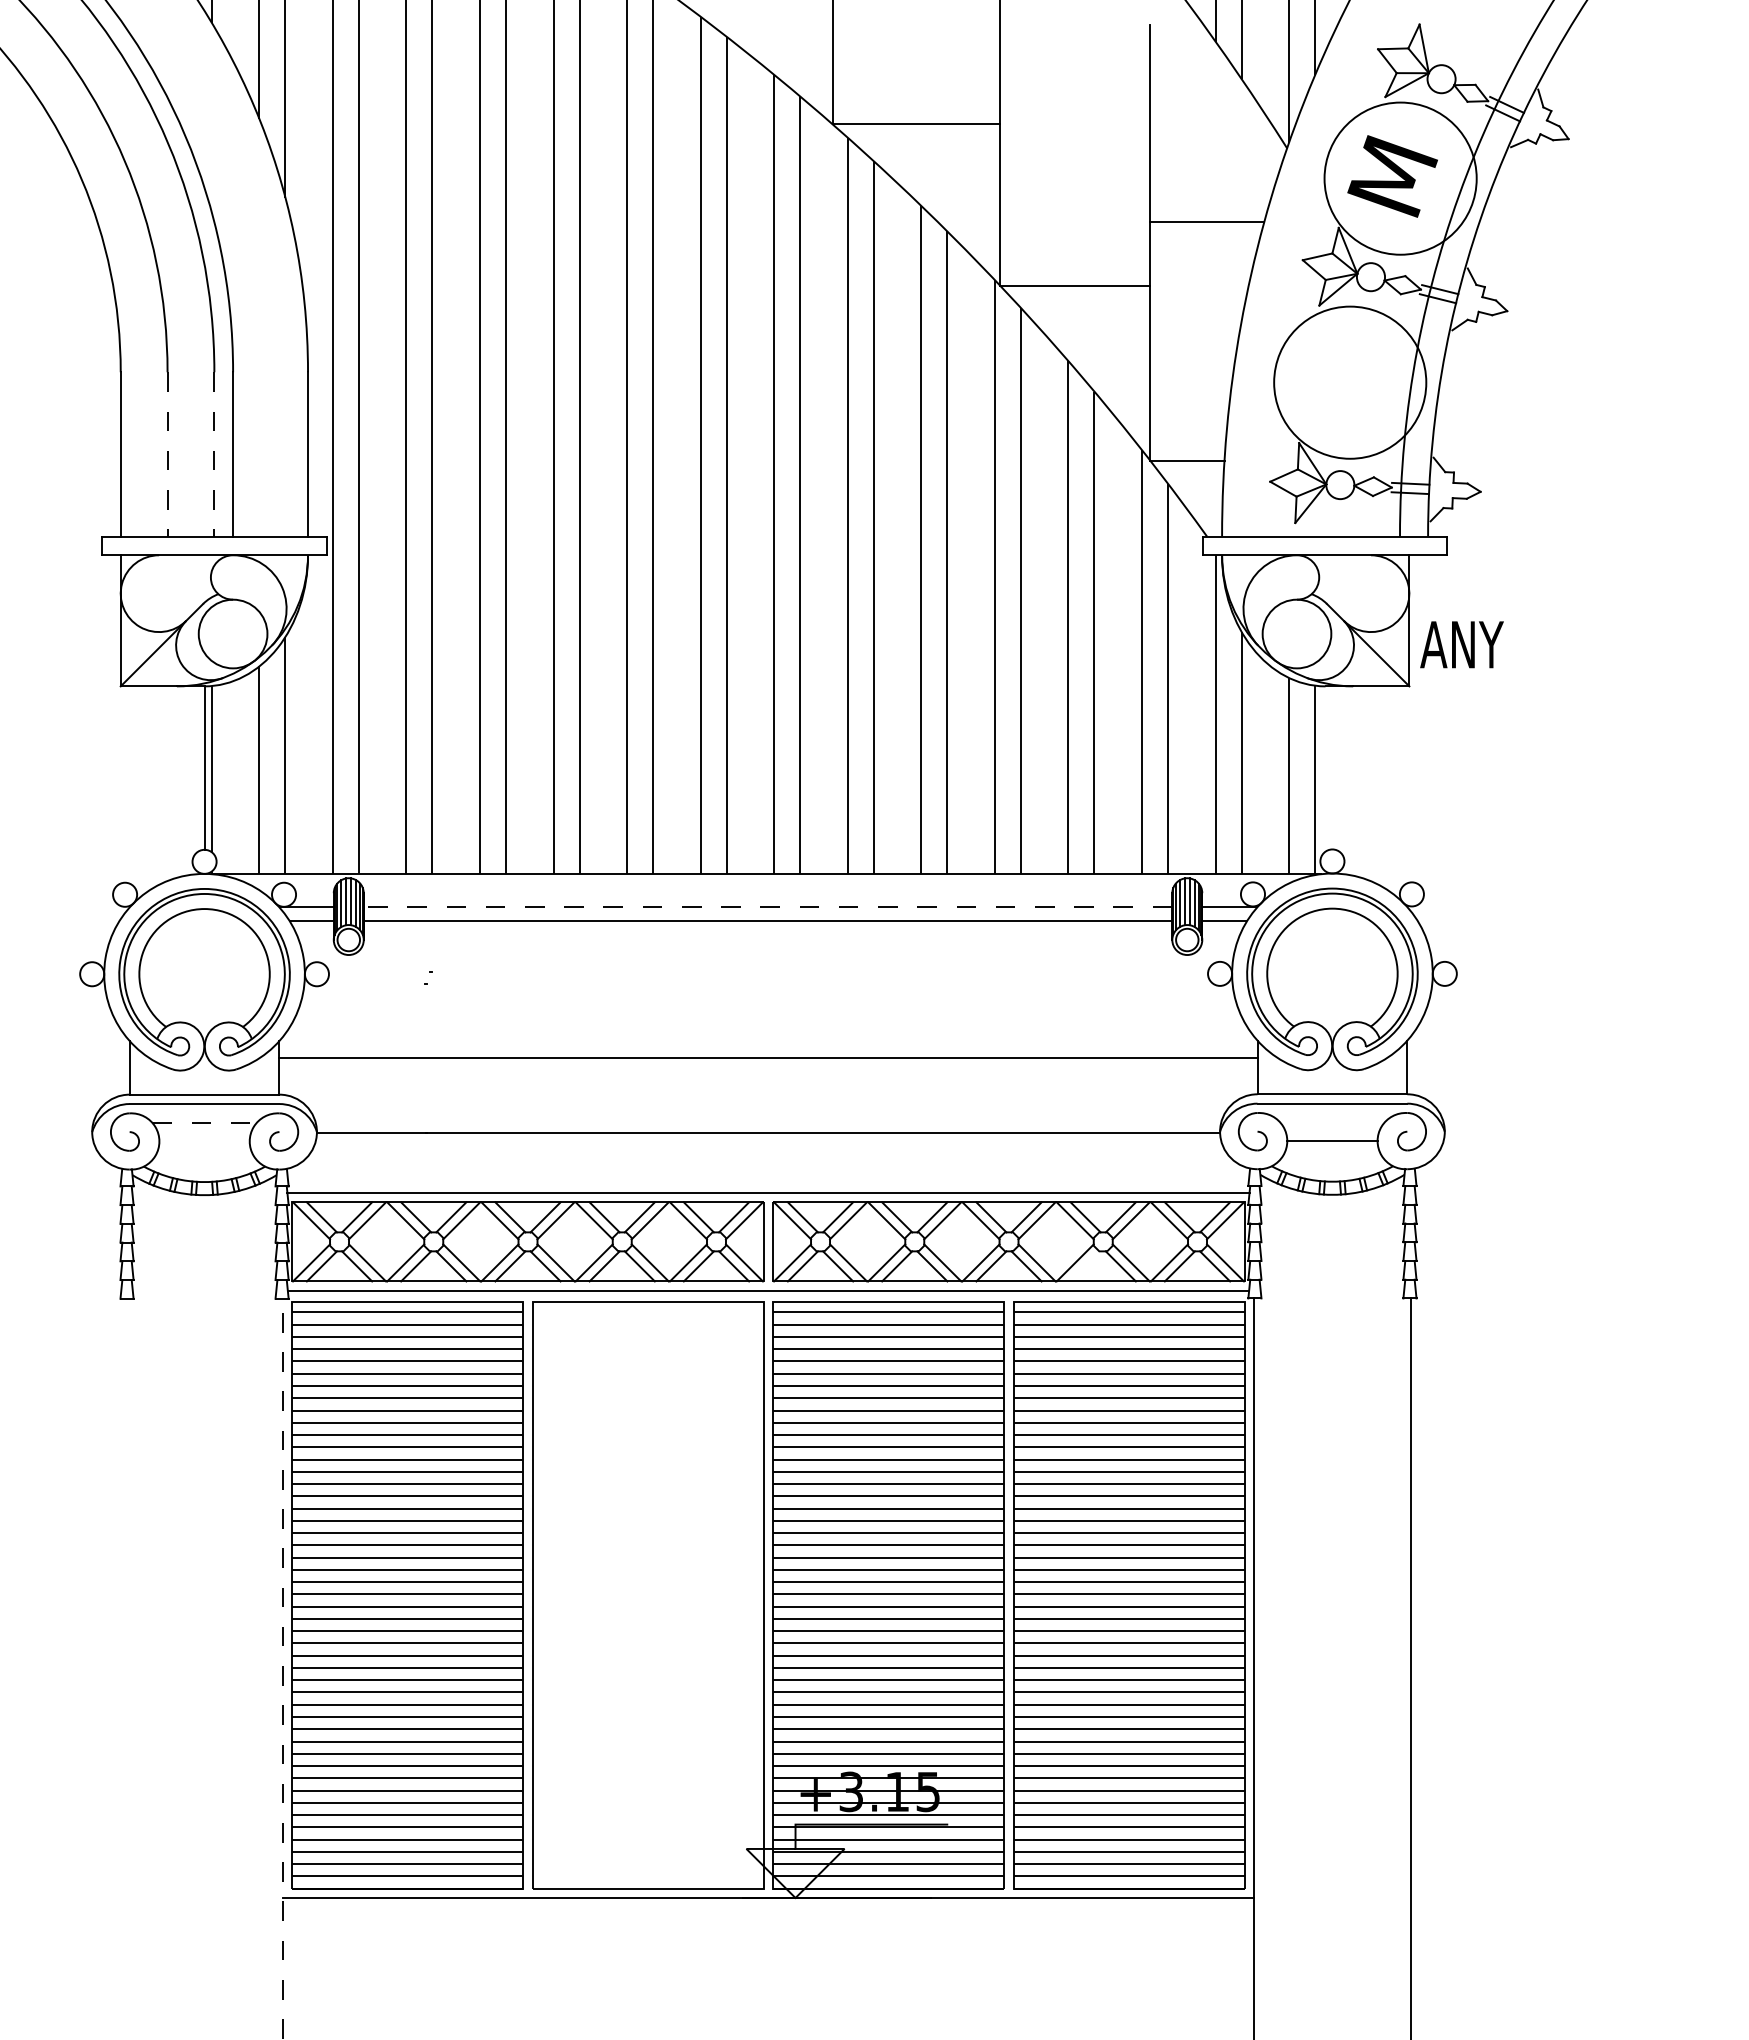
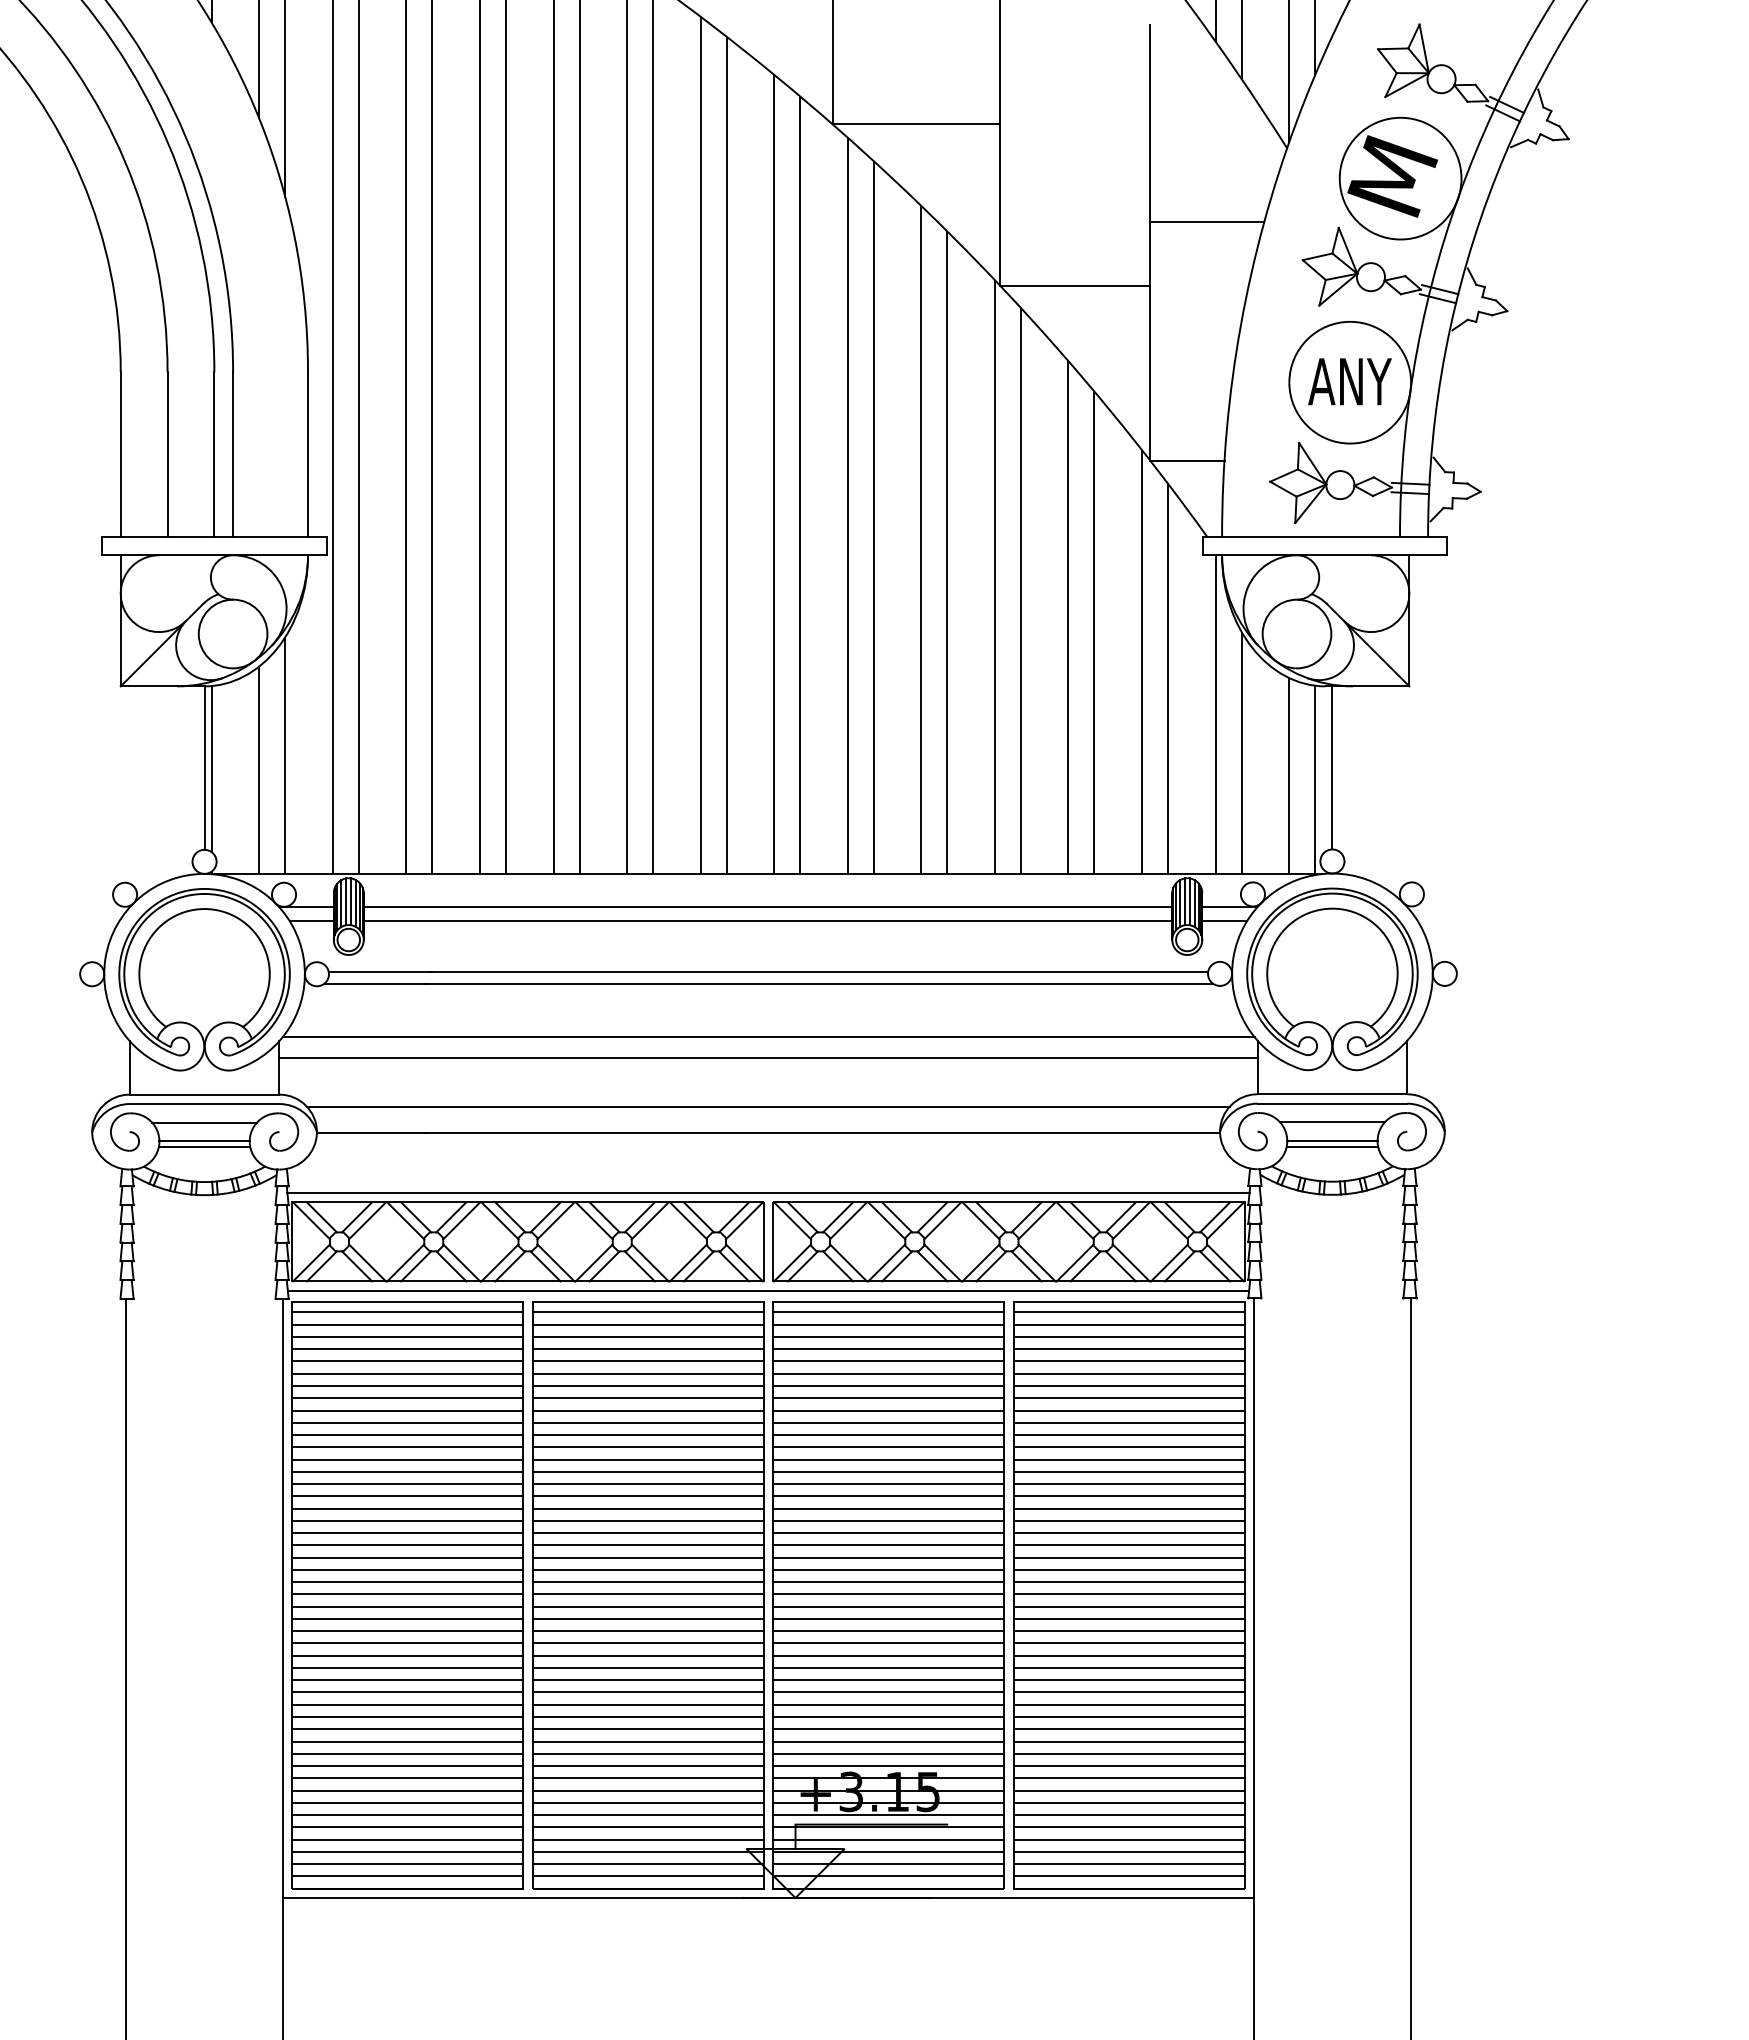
circle diameter: 152 px -> 122 px (1400, 178)
circle diameter: 152 px -> 122 px (1350, 382)
line: dashed -> solid (167, 454)
line: dashed -> solid (214, 454)
text position: (1461, 644) -> (1349, 381) (1349, 381)
line: none -> present (1332, 767)
line: dashed -> solid (767, 906)
line: none -> present (768, 971)
line: none -> present (768, 983)
line: none -> present (768, 1037)
line: none -> present (768, 1106)
line: dashed -> solid (205, 1122)
line: none -> present (1332, 1122)
line: none -> present (204, 1141)
line: none -> present (1332, 1146)
line: none -> present (204, 1147)
line: none -> present (1085, 1266)
hatch: none -> present (647, 1600)
line: none -> present (126, 1667)
line: dashed -> solid (283, 1668)
